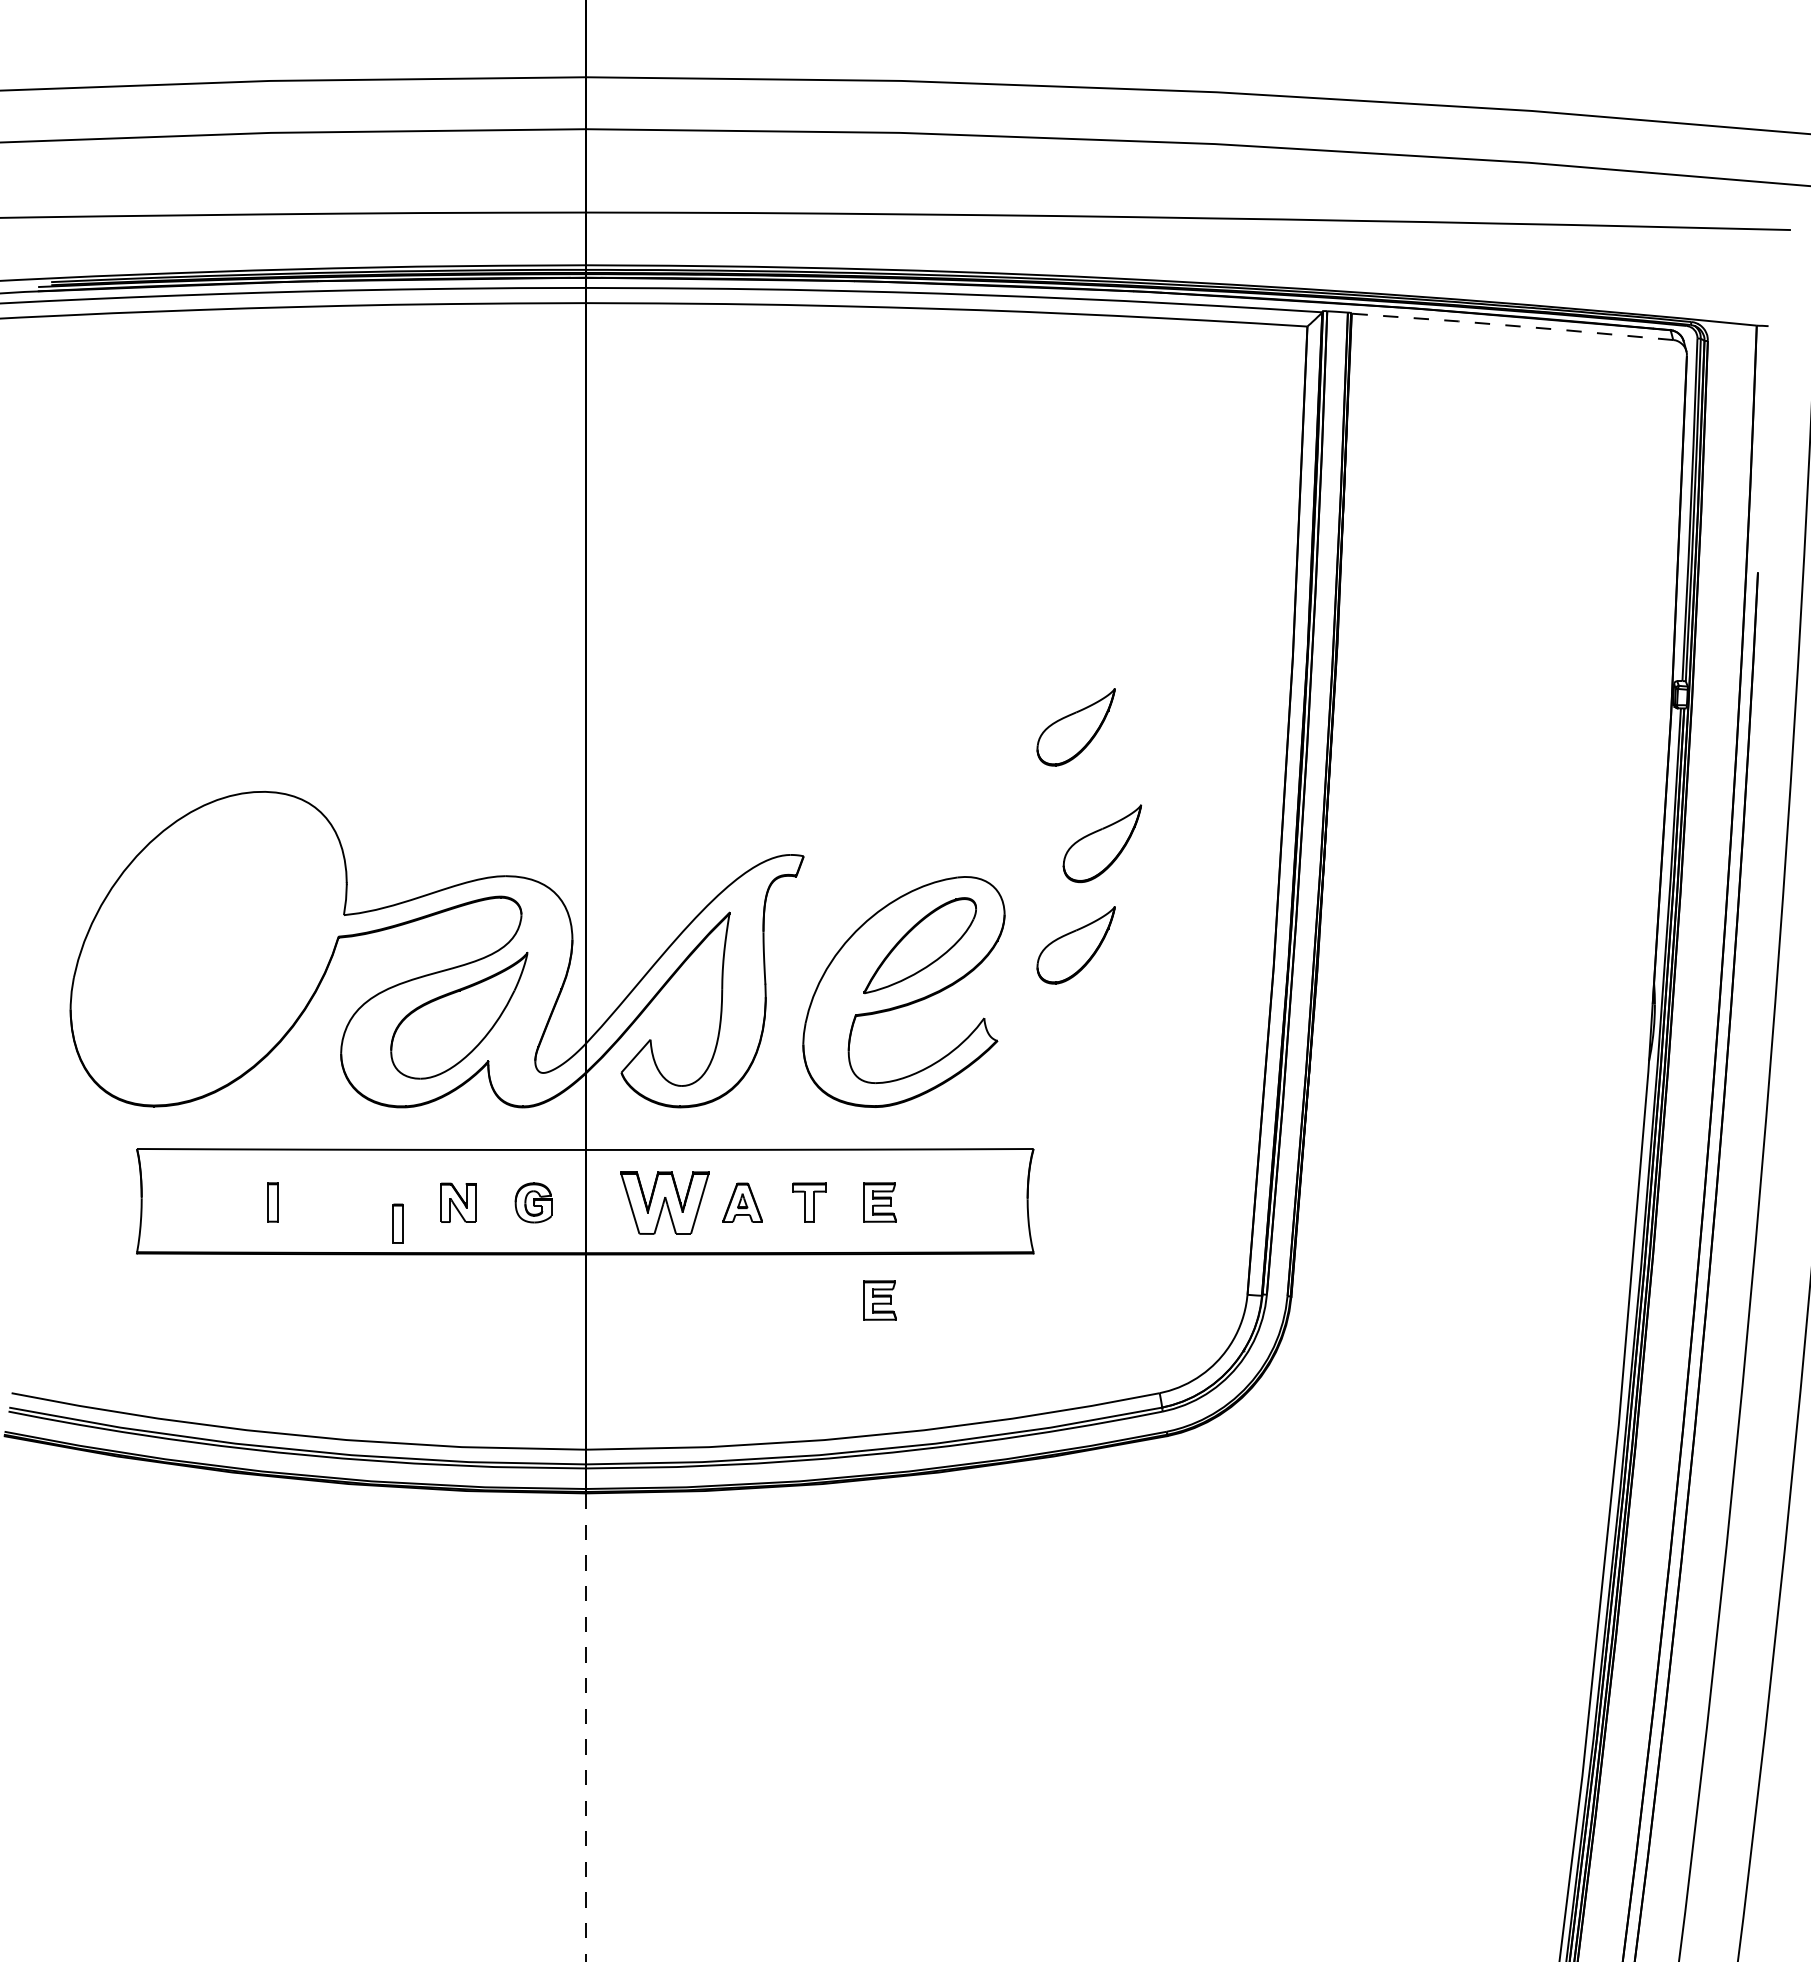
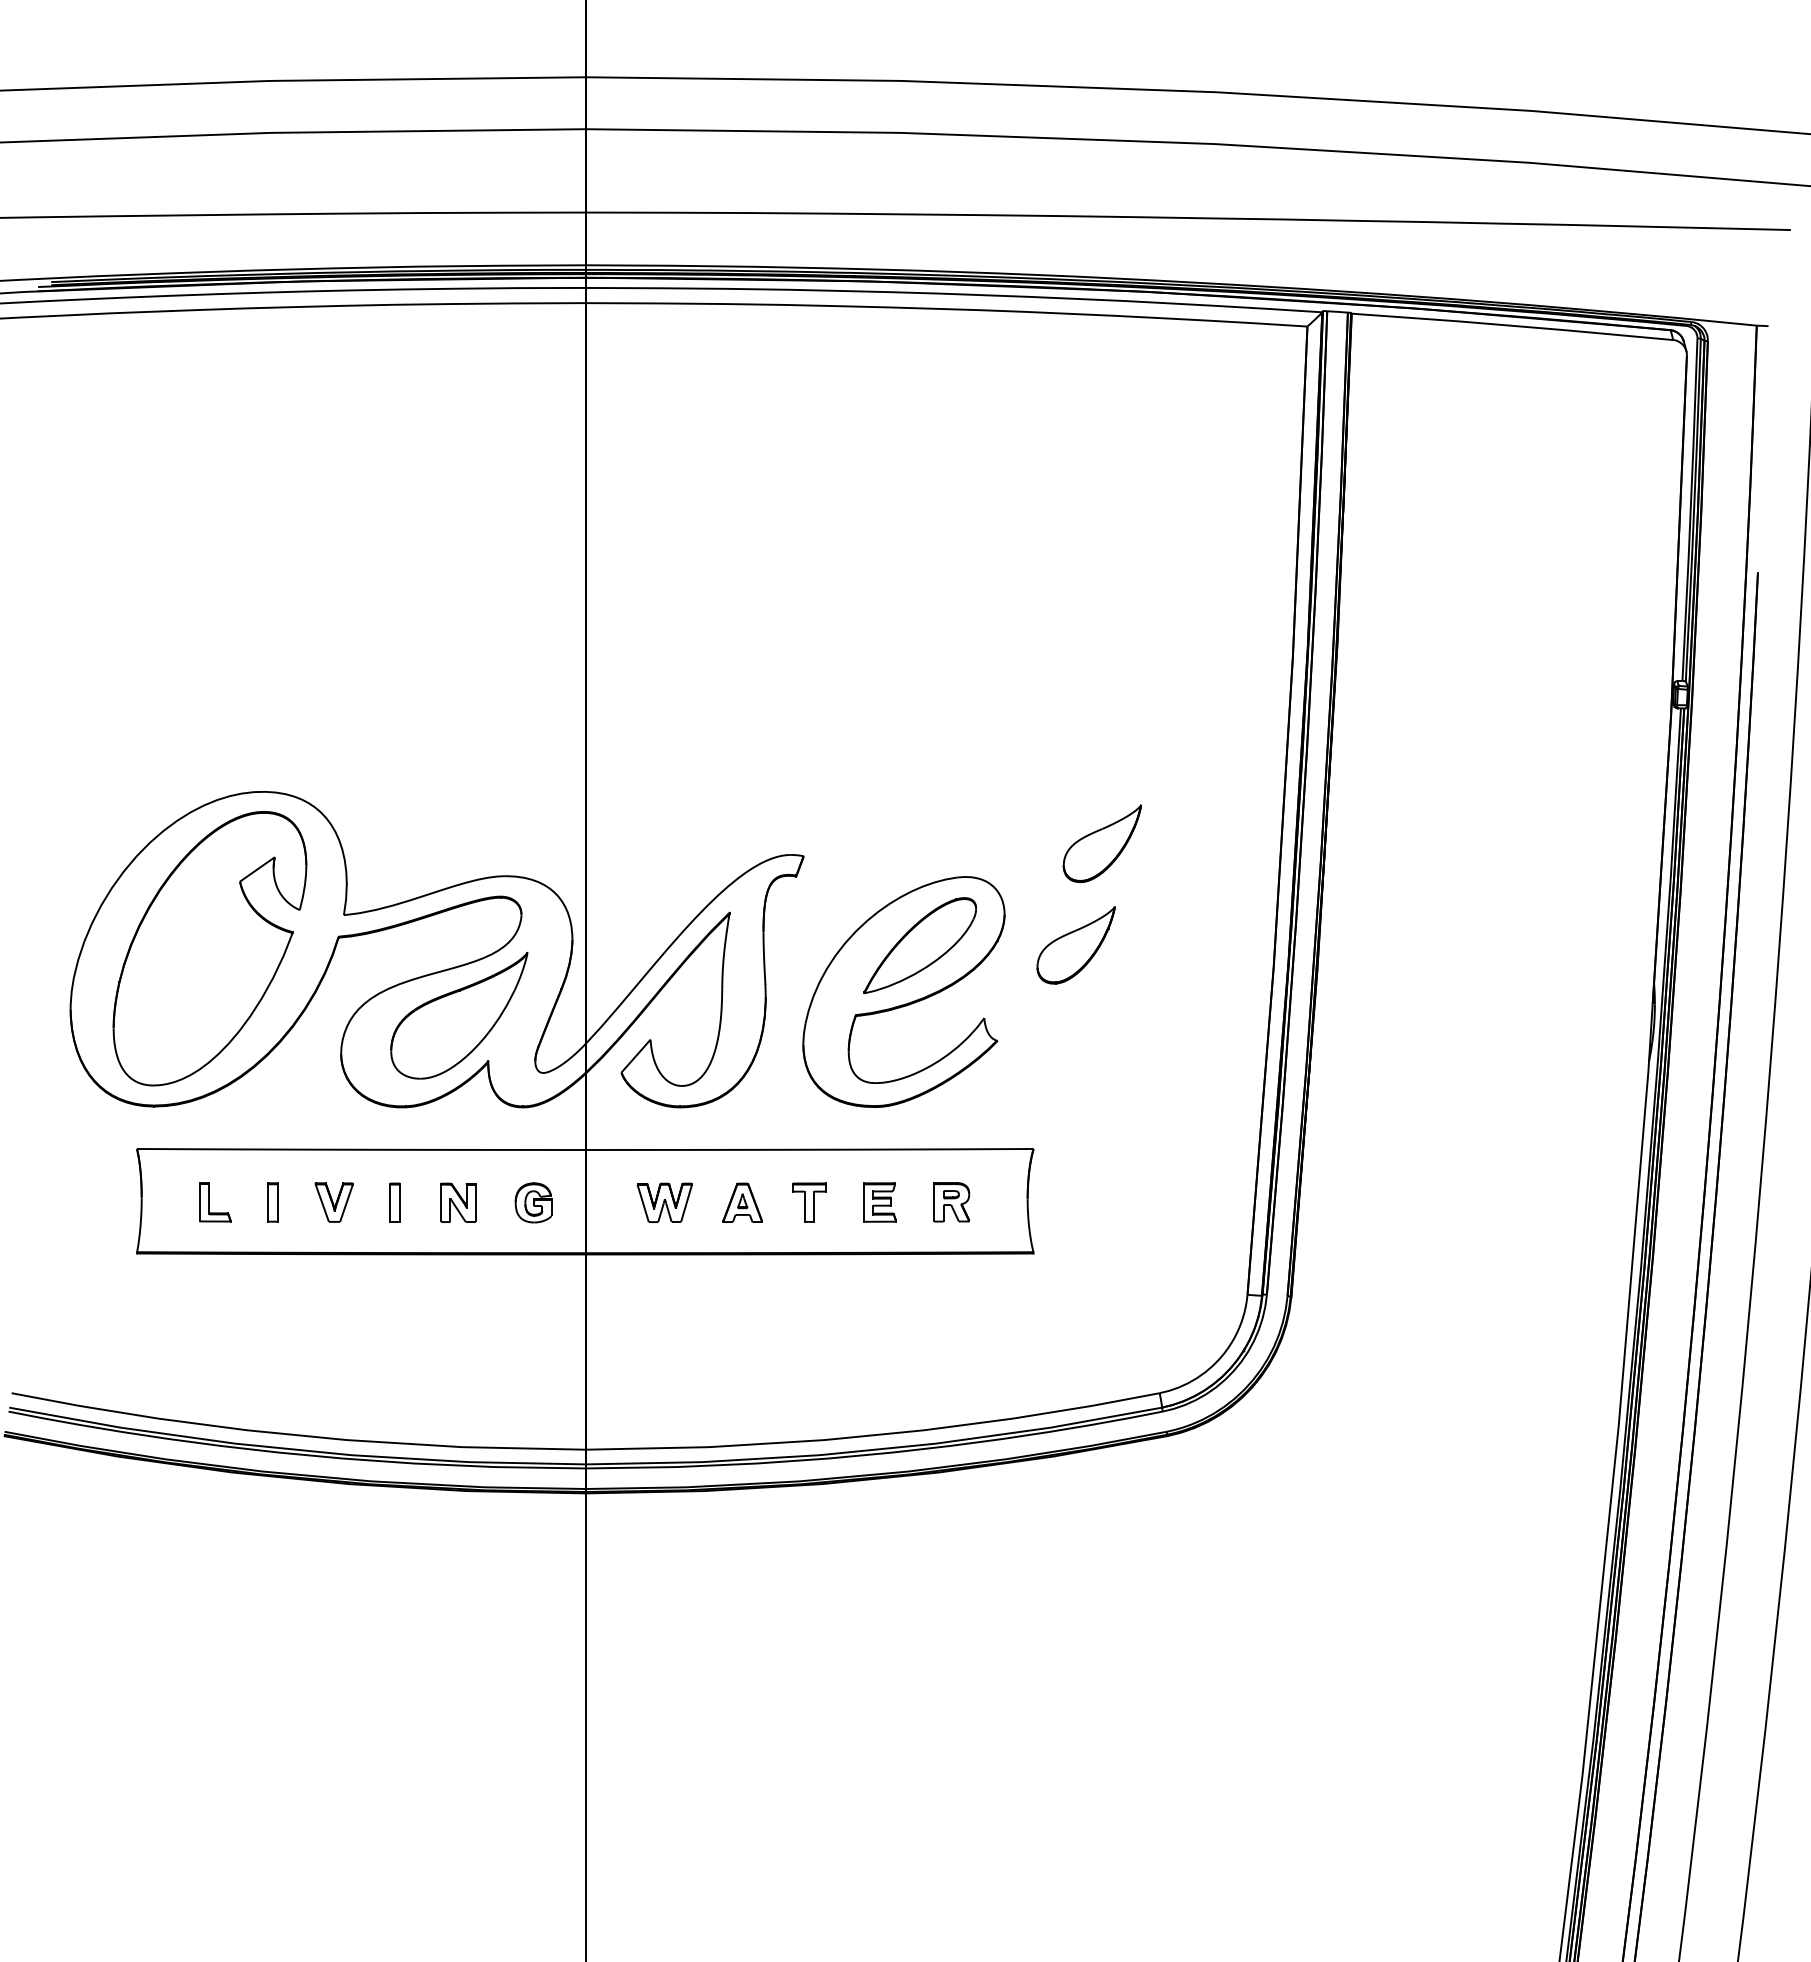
line: dashed -> solid (1512, 325)
part: present -> none (1075, 727)
part: none -> present (209, 948)
part: none -> present (215, 1202)
part: none -> present (333, 1202)
part size: 90x64 px -> 57x41 px (664, 1202)
part: none -> present (951, 1202)
part position: (397, 1223) -> (394, 1202) (394, 1202)
part: present -> none (879, 1300)
line: dashed -> solid (585, 1727)
